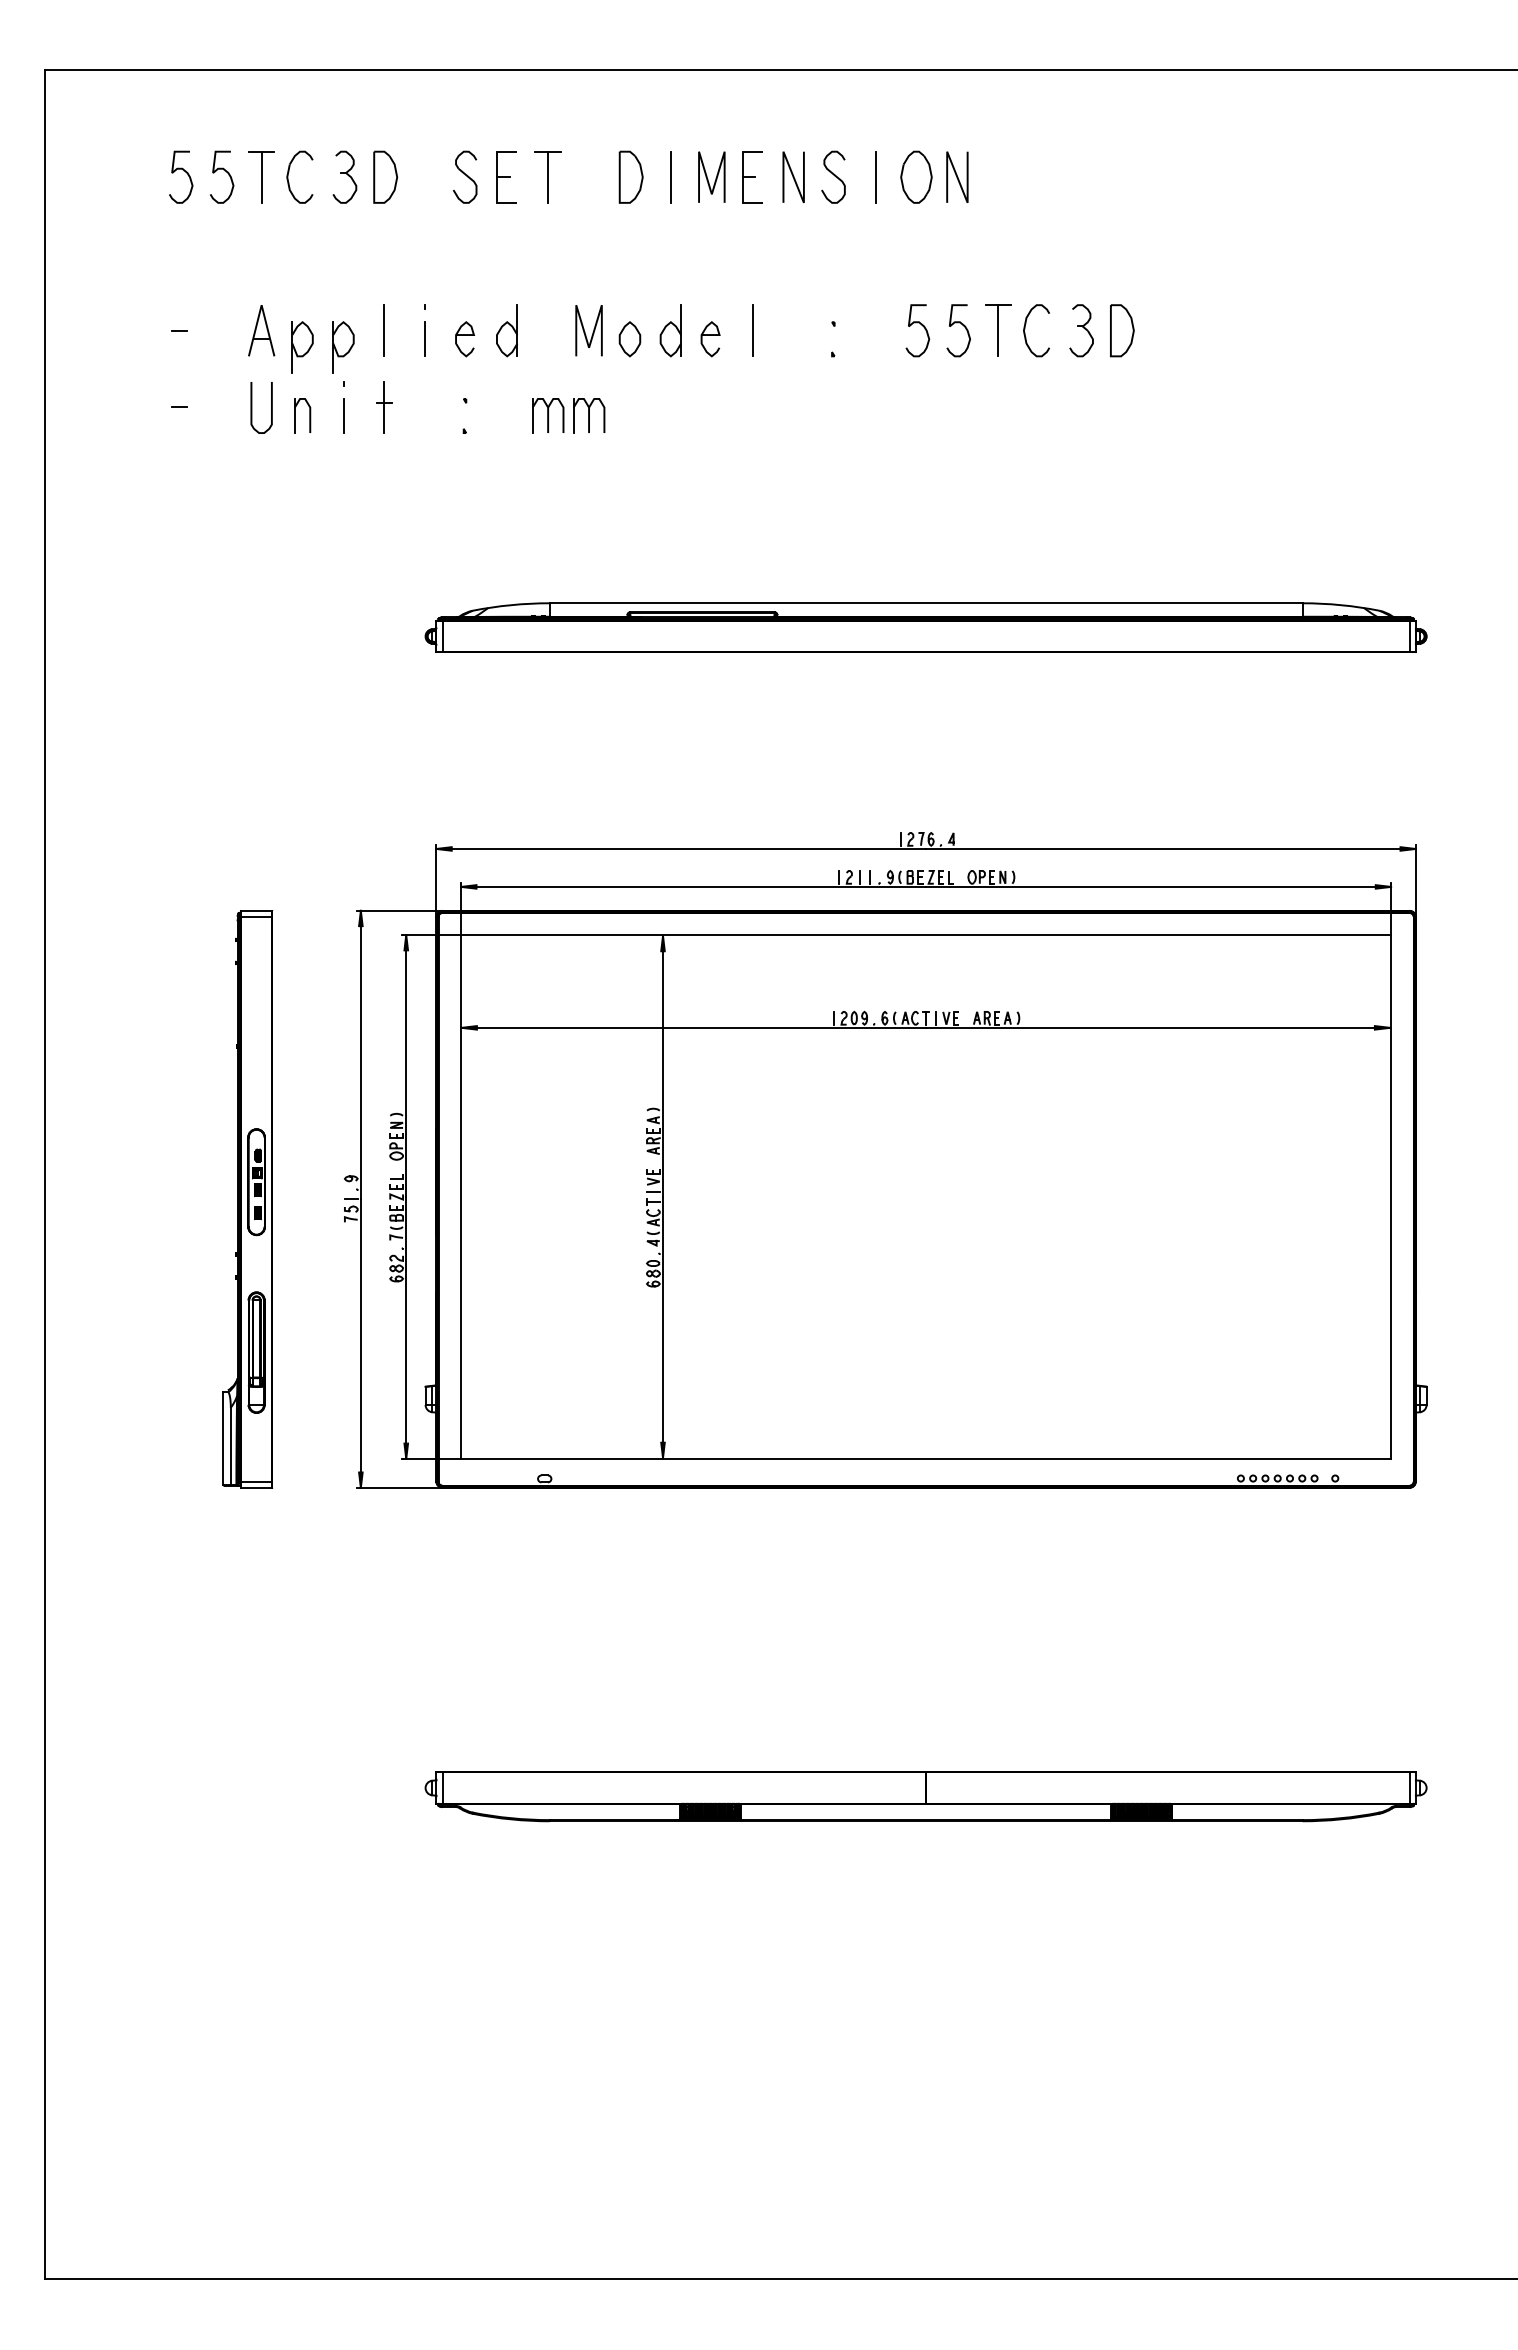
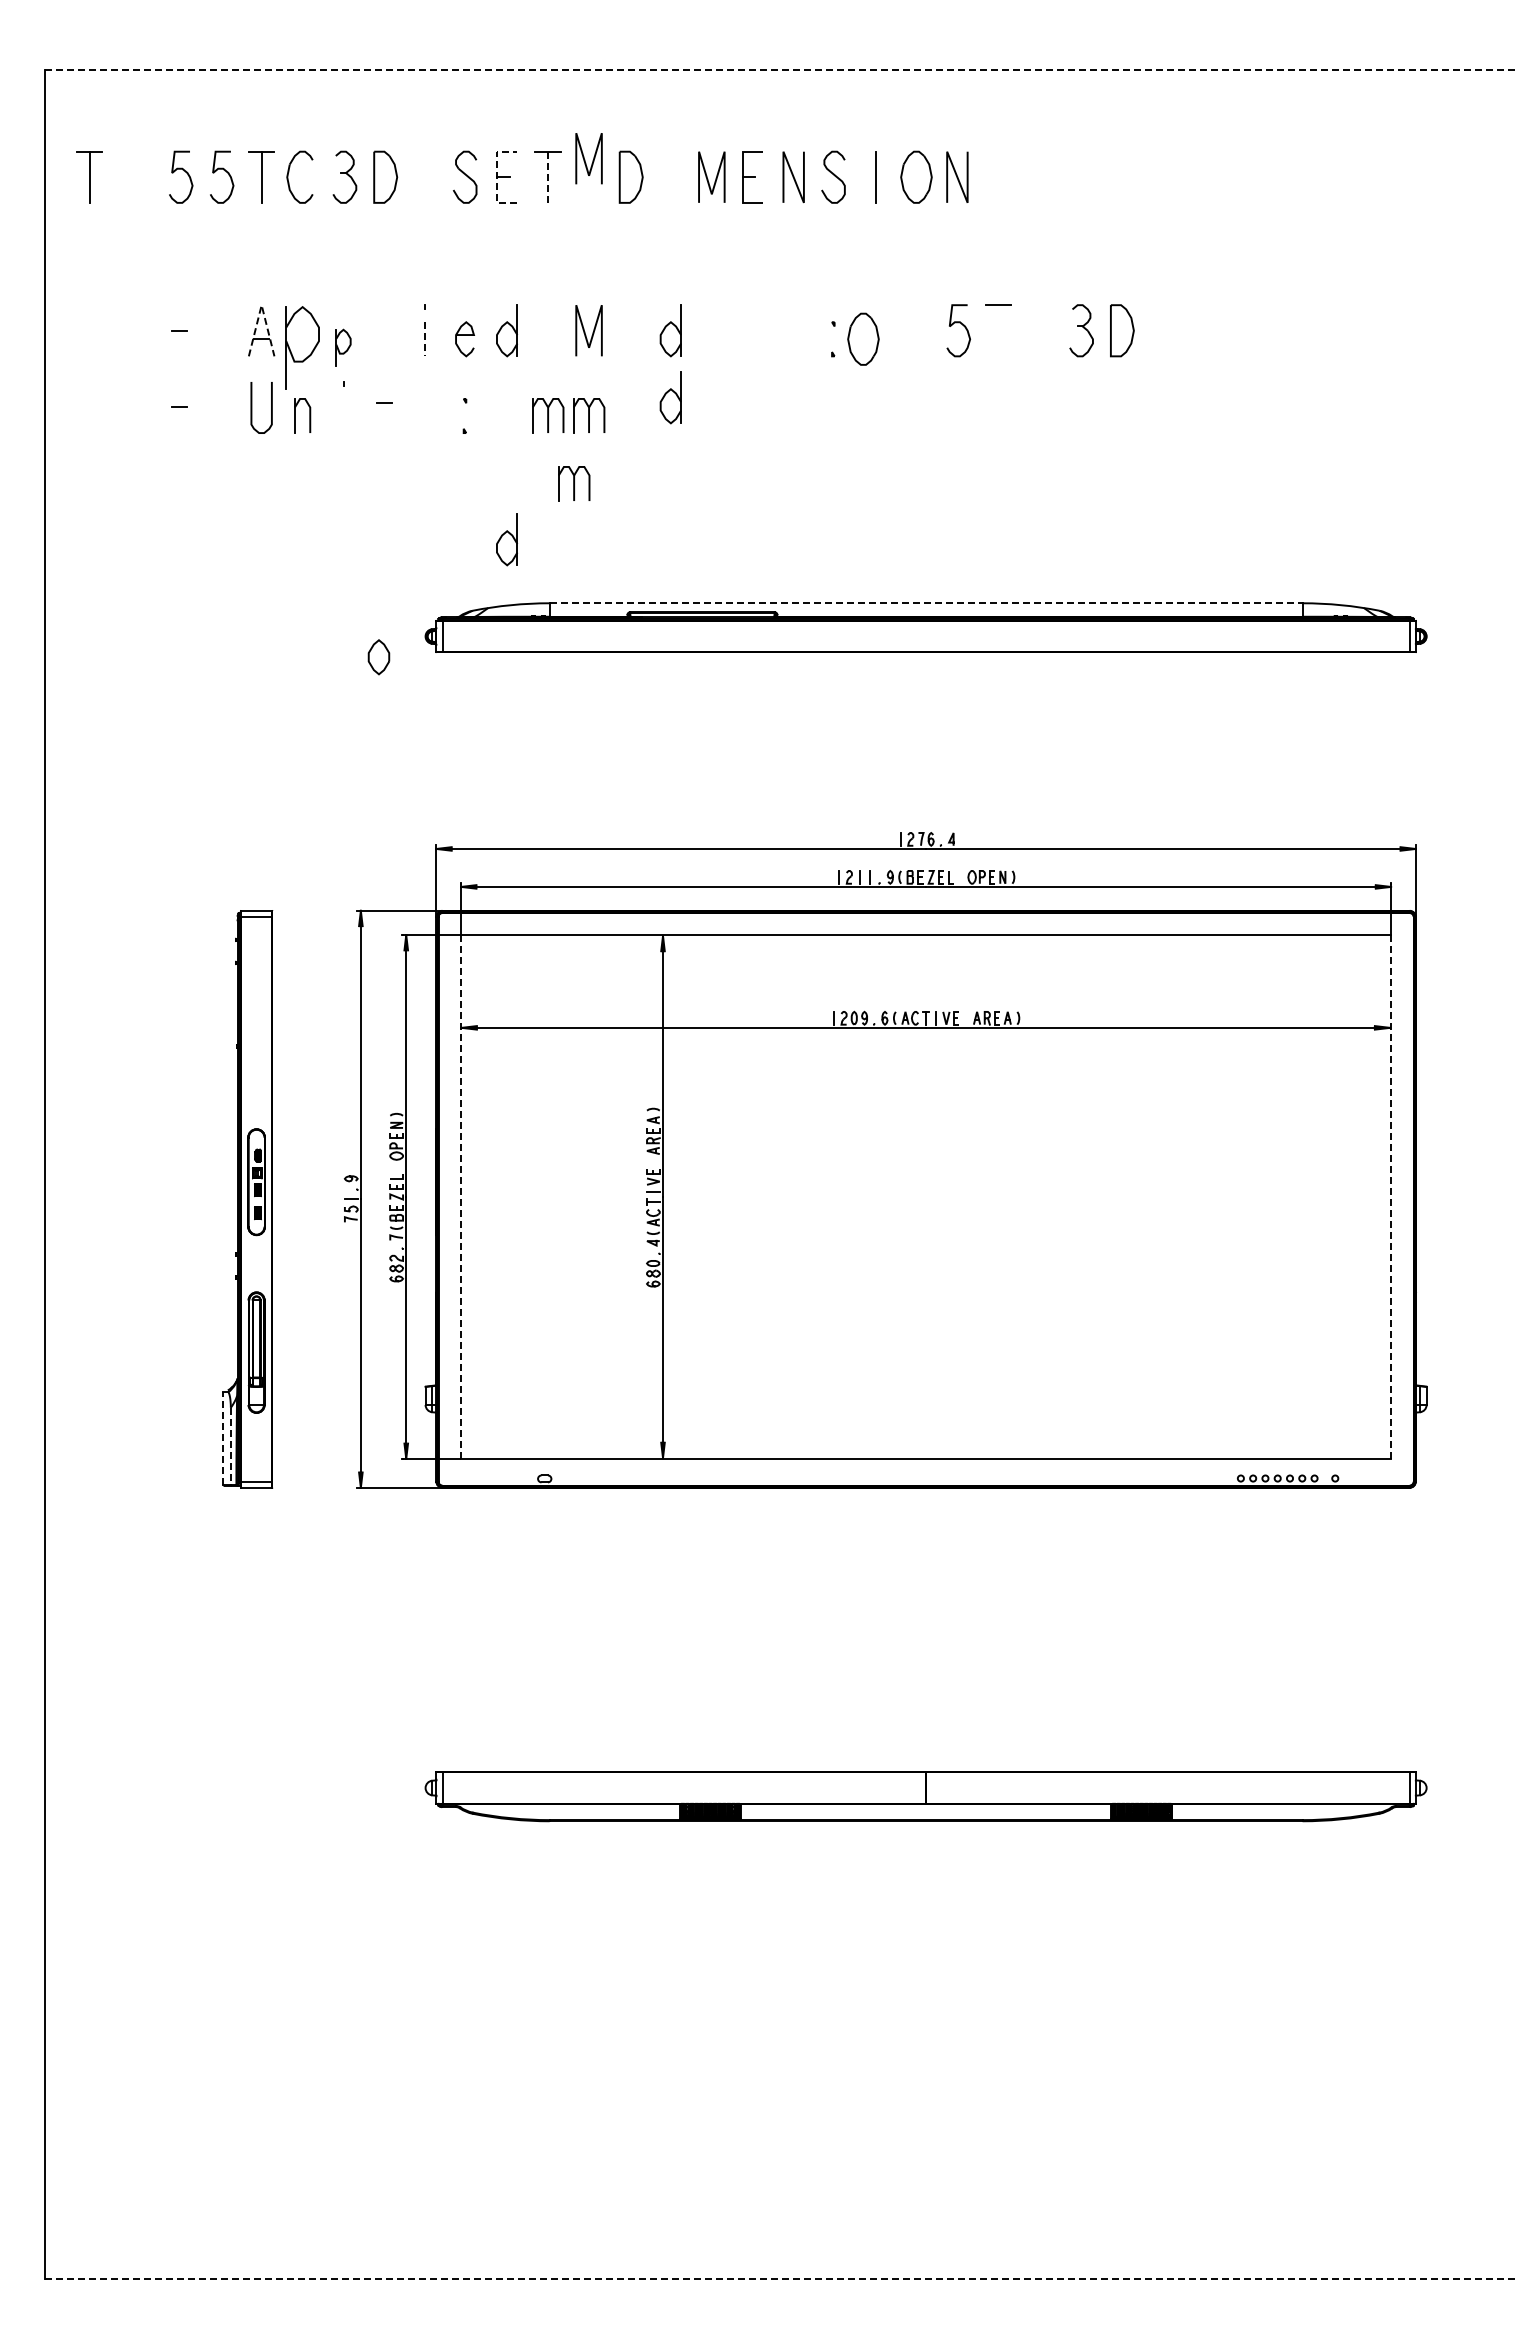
line: solid -> dashed (781, 70)
line: none -> present (585, 159)
line: present -> none (670, 176)
part: none -> present (89, 177)
line: solid -> dashed (496, 177)
line: solid -> dashed (548, 177)
line: solid -> dashed (261, 305)
curve: present -> none (921, 325)
curve: present -> none (1025, 329)
line: present -> none (384, 330)
line: present -> none (752, 330)
line: present -> none (998, 330)
curve: present -> none (710, 335)
part: none -> present (863, 338)
line: solid -> dashed (425, 339)
part position: (629, 339) -> (378, 657) (378, 657)
part size: 23x53 px -> 35x84 px (302, 347)
part size: 23x53 px -> 17x39 px (343, 347)
part: none -> present (670, 397)
line: present -> none (384, 407)
line: present -> none (343, 415)
part: none -> present (574, 483)
part: none -> present (506, 539)
line: solid -> dashed (926, 603)
line: solid -> dashed (461, 1196)
line: solid -> dashed (1391, 1196)
line: solid -> dashed (223, 1438)
line: solid -> dashed (230, 1446)
line: solid -> dashed (781, 2279)
